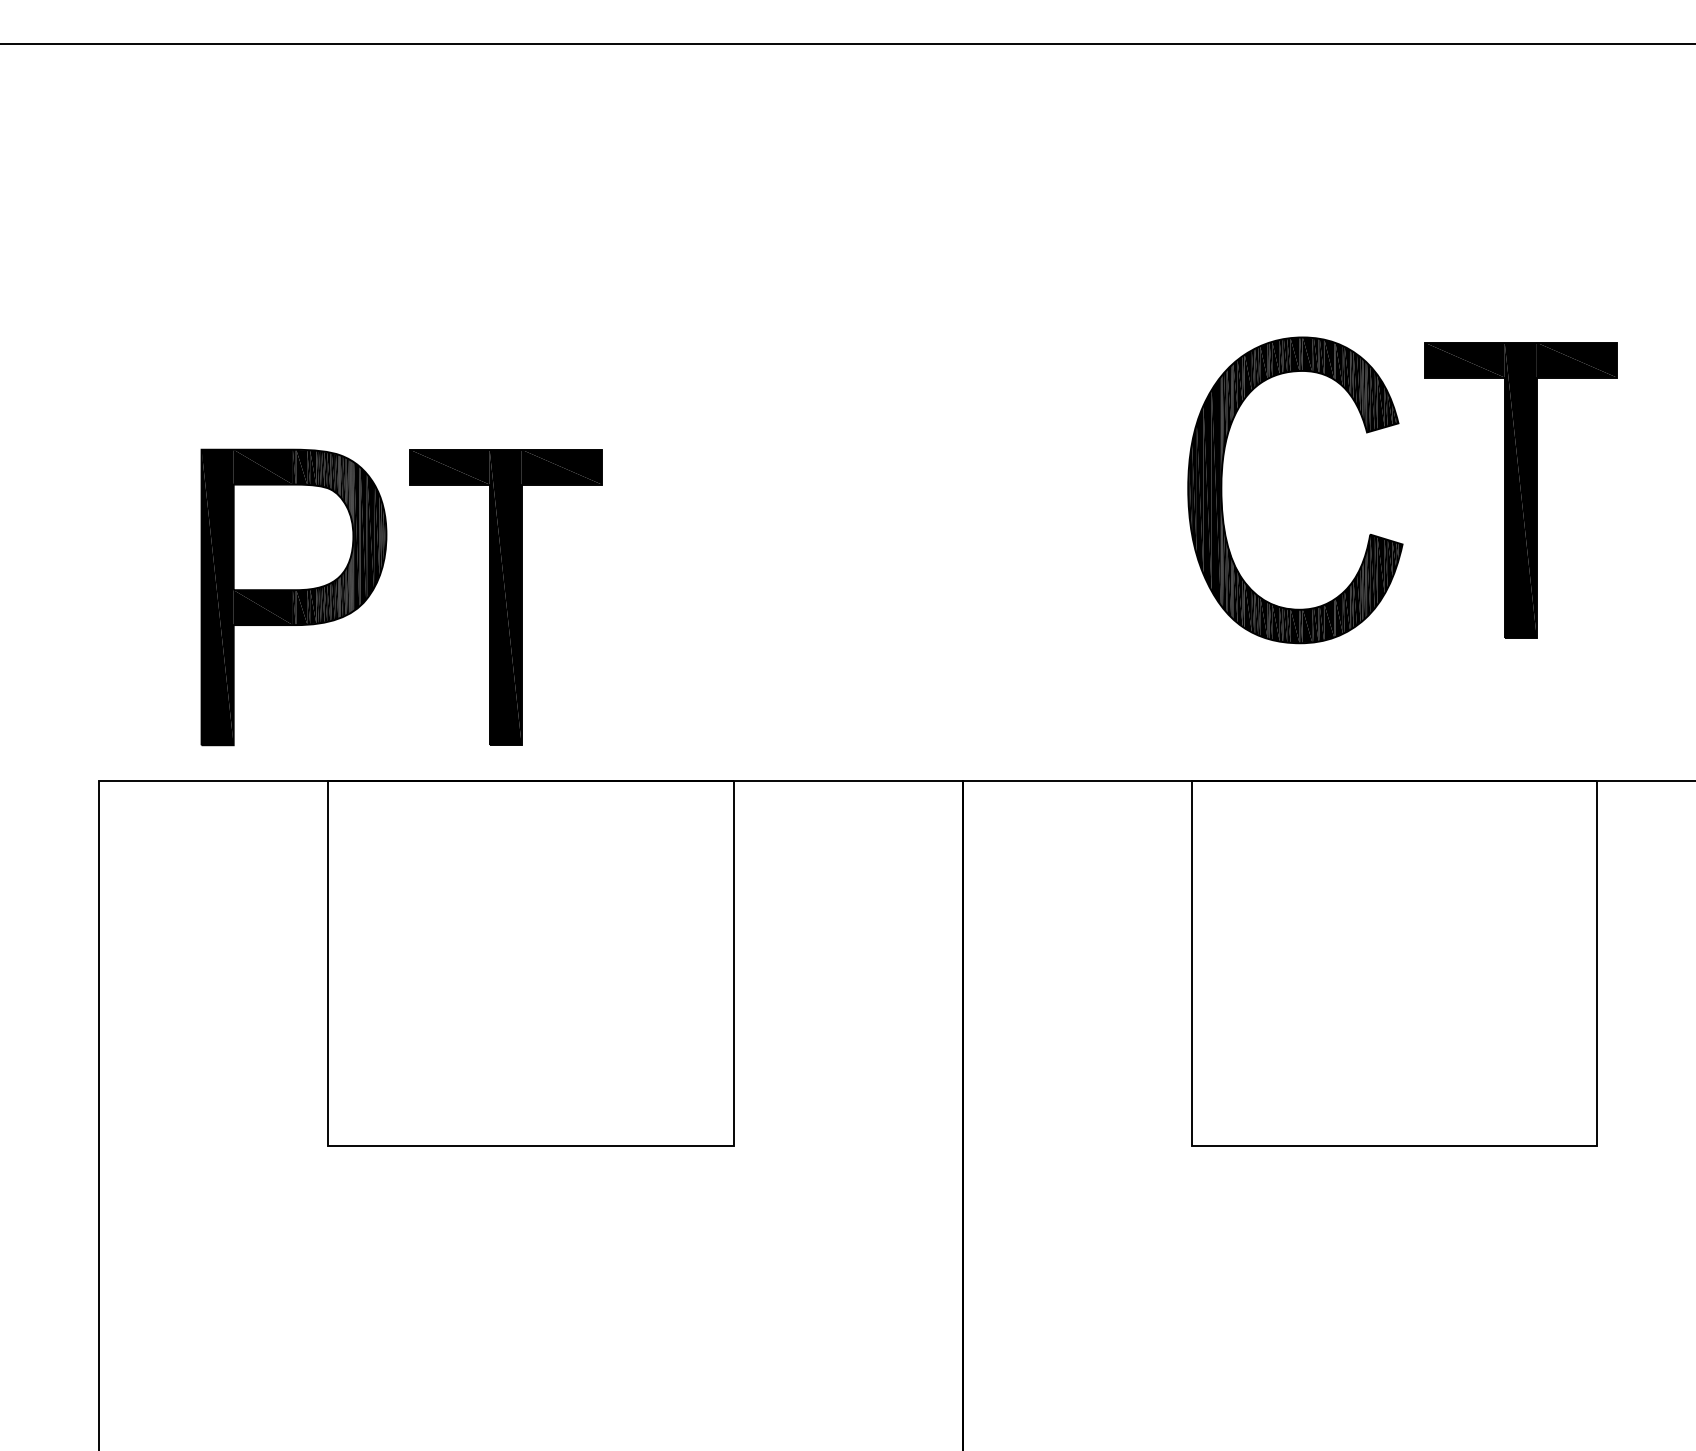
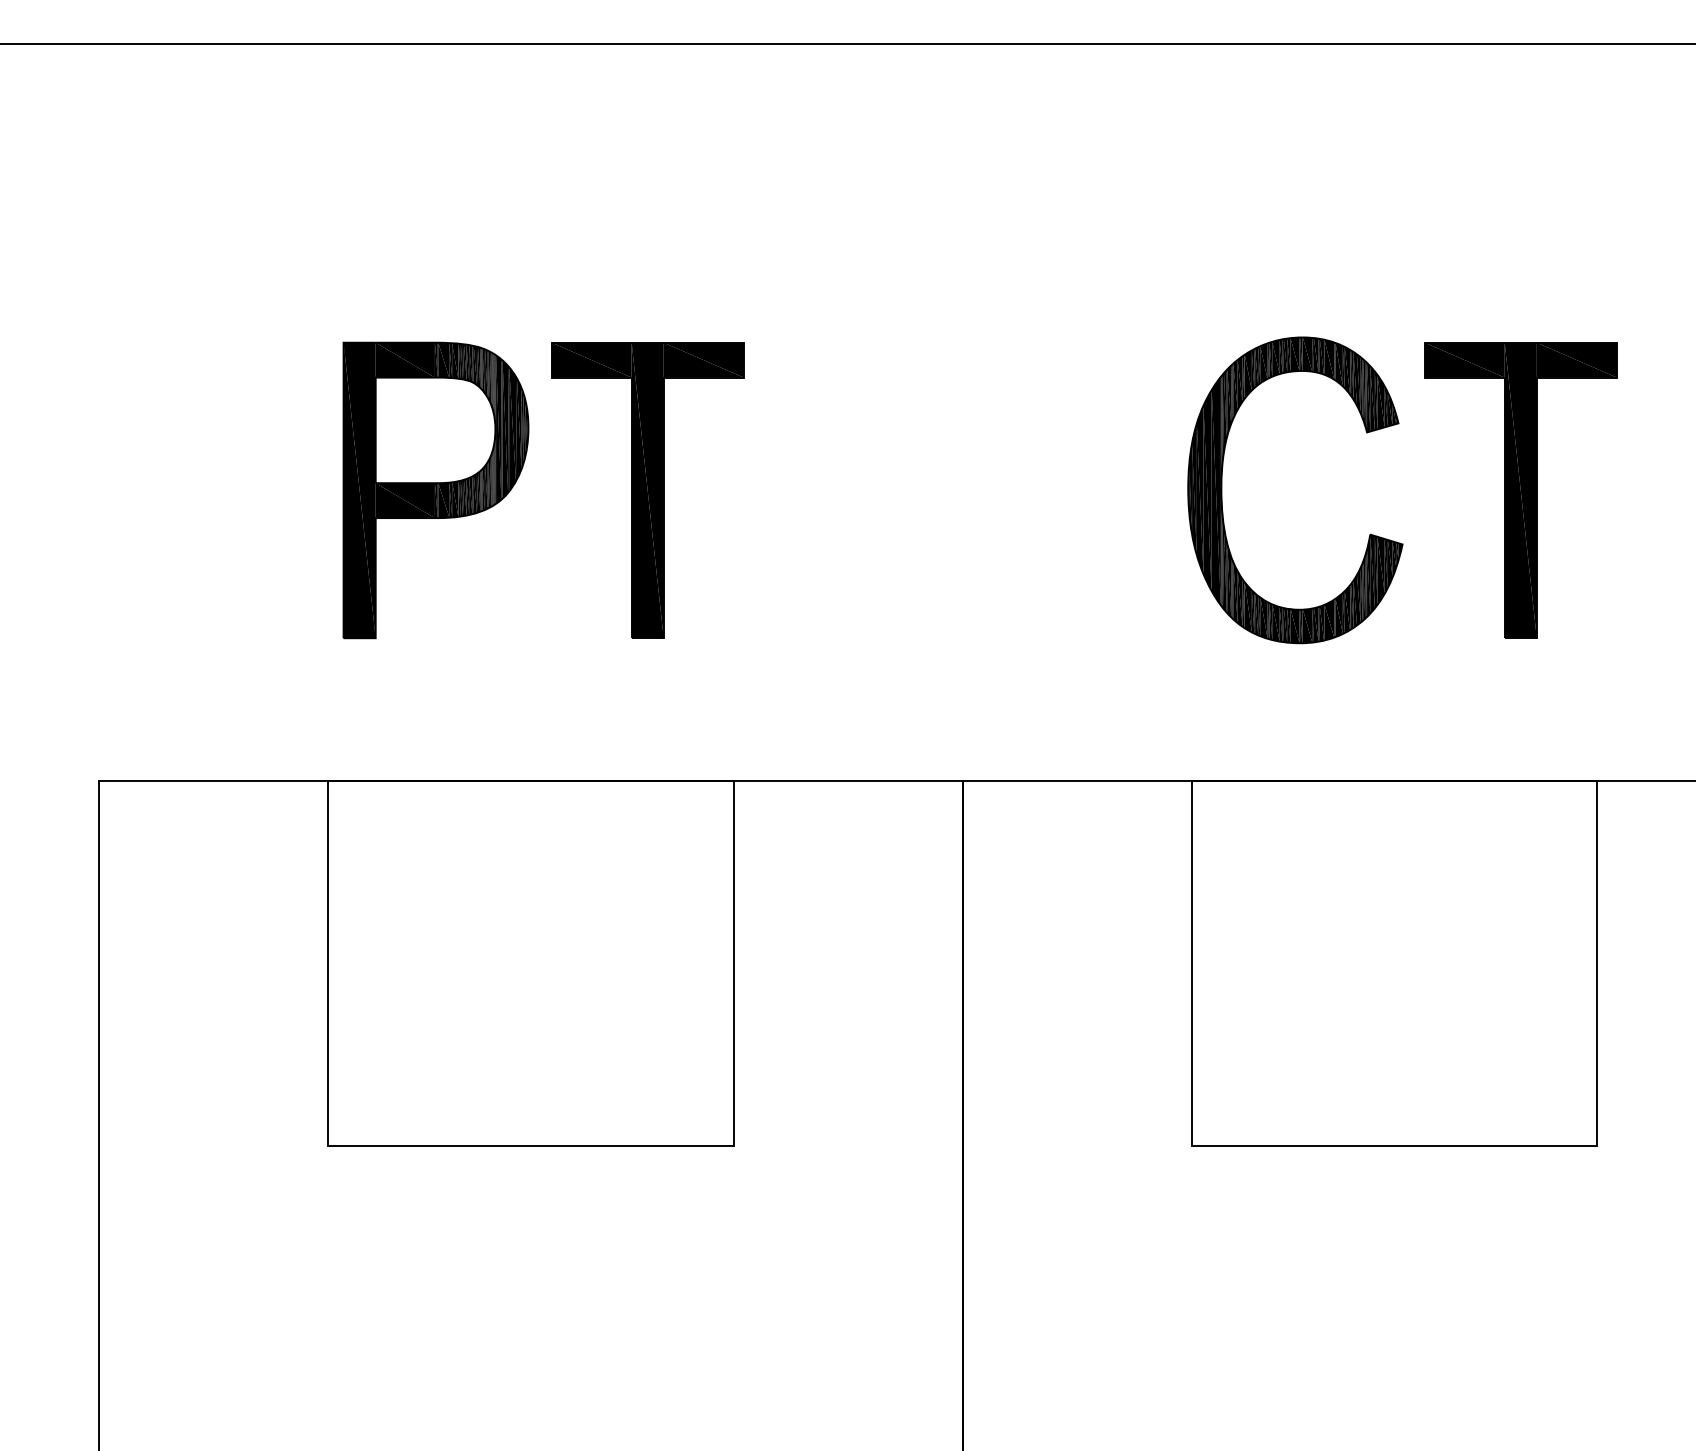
part position: (376, 585) -> (518, 478) (518, 478)
